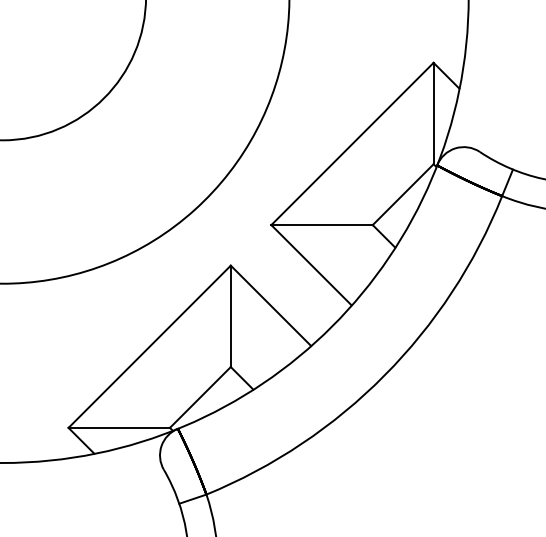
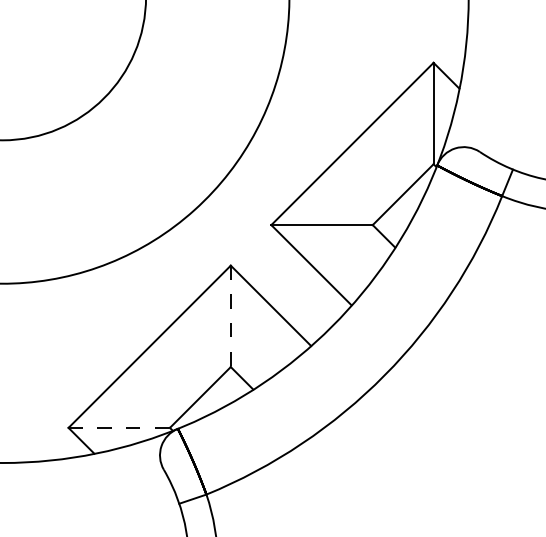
line: solid -> dashed (230, 316)
line: solid -> dashed (119, 427)
